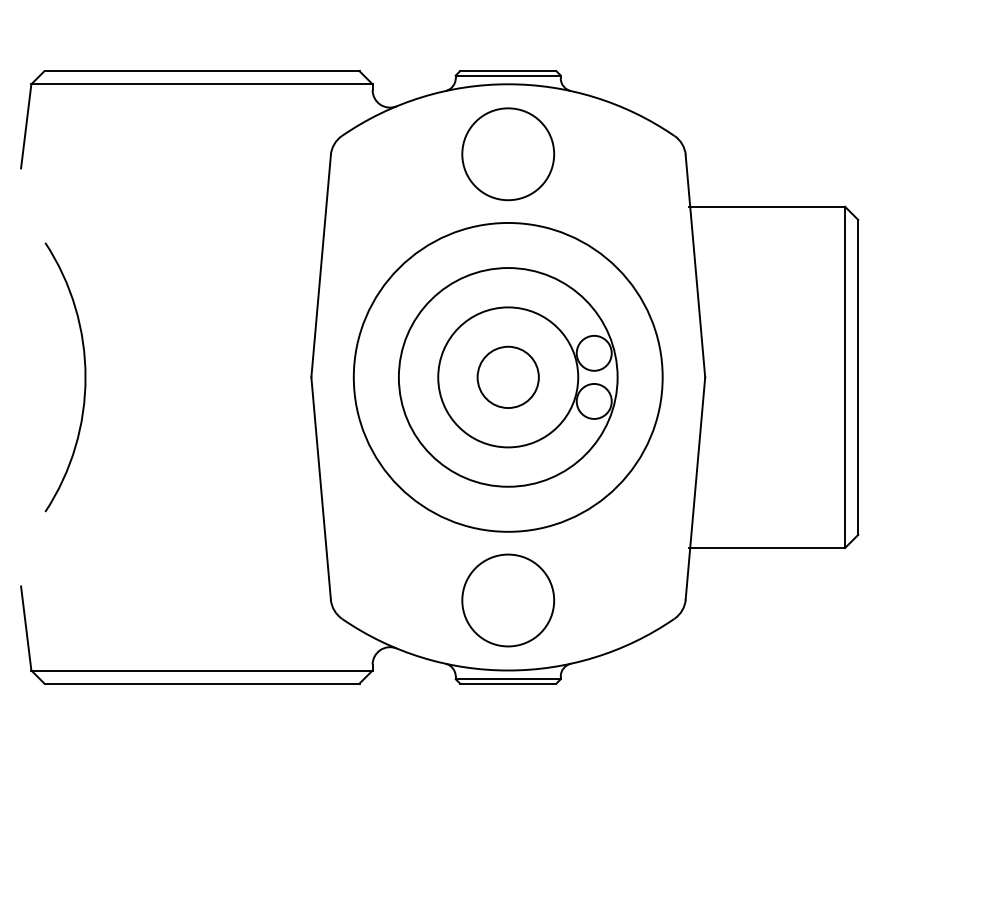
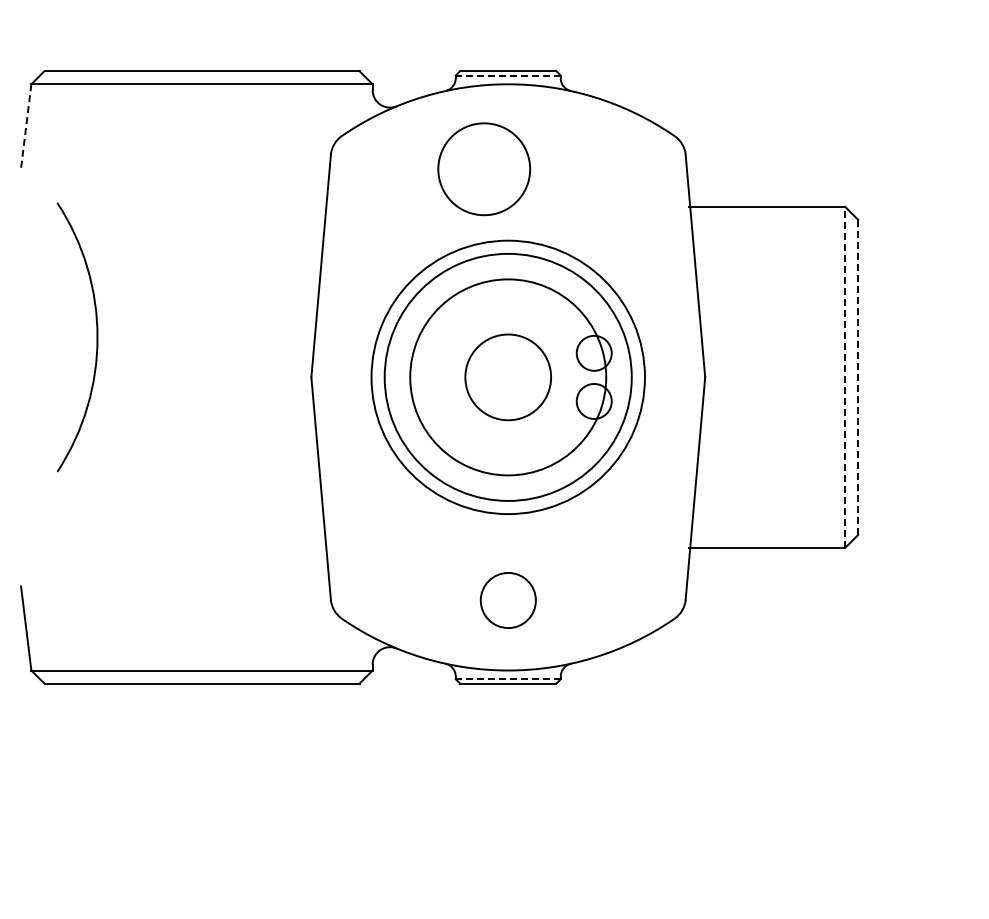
line: solid -> dashed (507, 75)
line: solid -> dashed (26, 126)
circle position: (508, 154) -> (484, 169) (484, 169)
circle diameter: 309 px -> 247 px (507, 376)
line: solid -> dashed (858, 376)
arc position: (84, 377) -> (96, 337) (96, 337)
circle diameter: 219 px -> 273 px (507, 377)
circle diameter: 61 px -> 86 px (508, 377)
circle diameter: 140 px -> 196 px (508, 377)
line: solid -> dashed (845, 377)
circle size: 95x95 px -> 58x57 px (507, 600)
line: solid -> dashed (507, 679)
